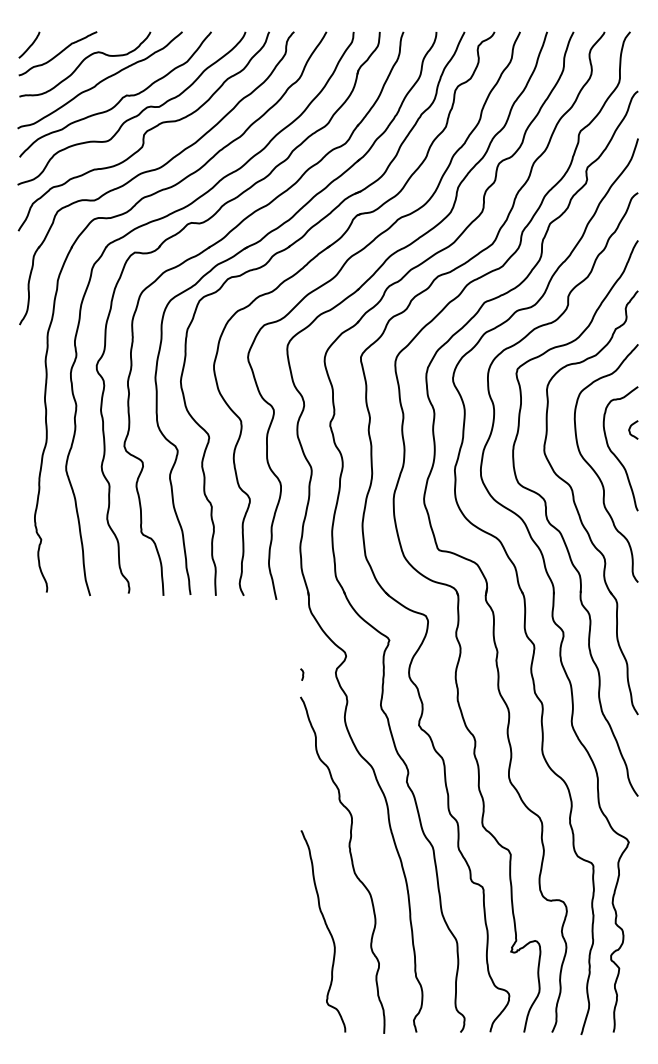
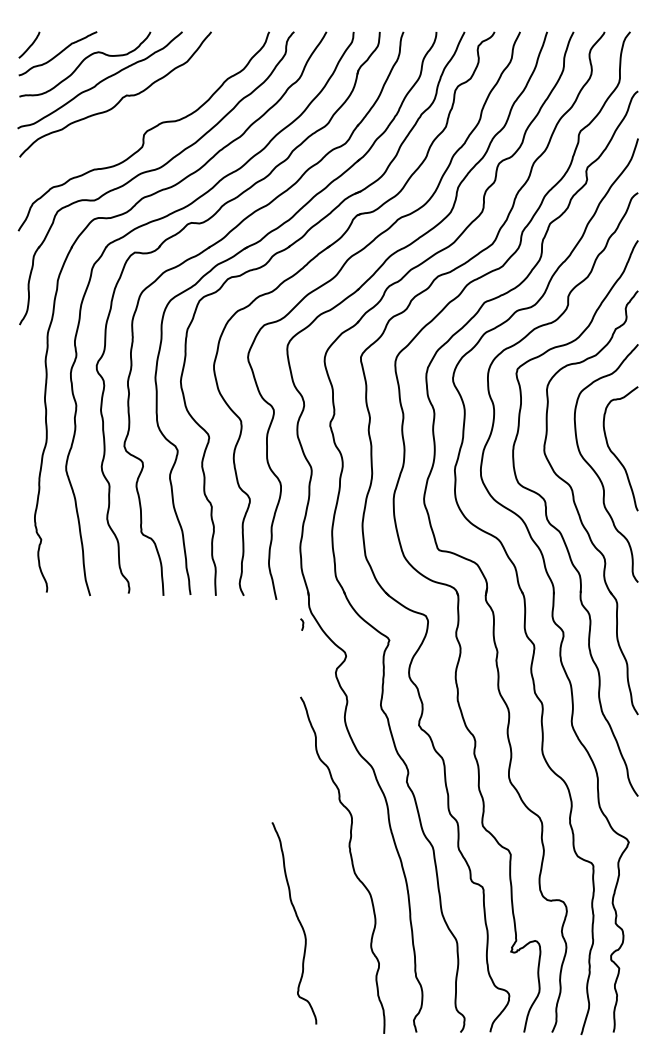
curve: present -> none (135, 115)
curve: present -> none (631, 427)
curve position: (302, 674) -> (302, 624) (302, 624)
curve position: (326, 928) -> (297, 920) (297, 920)
